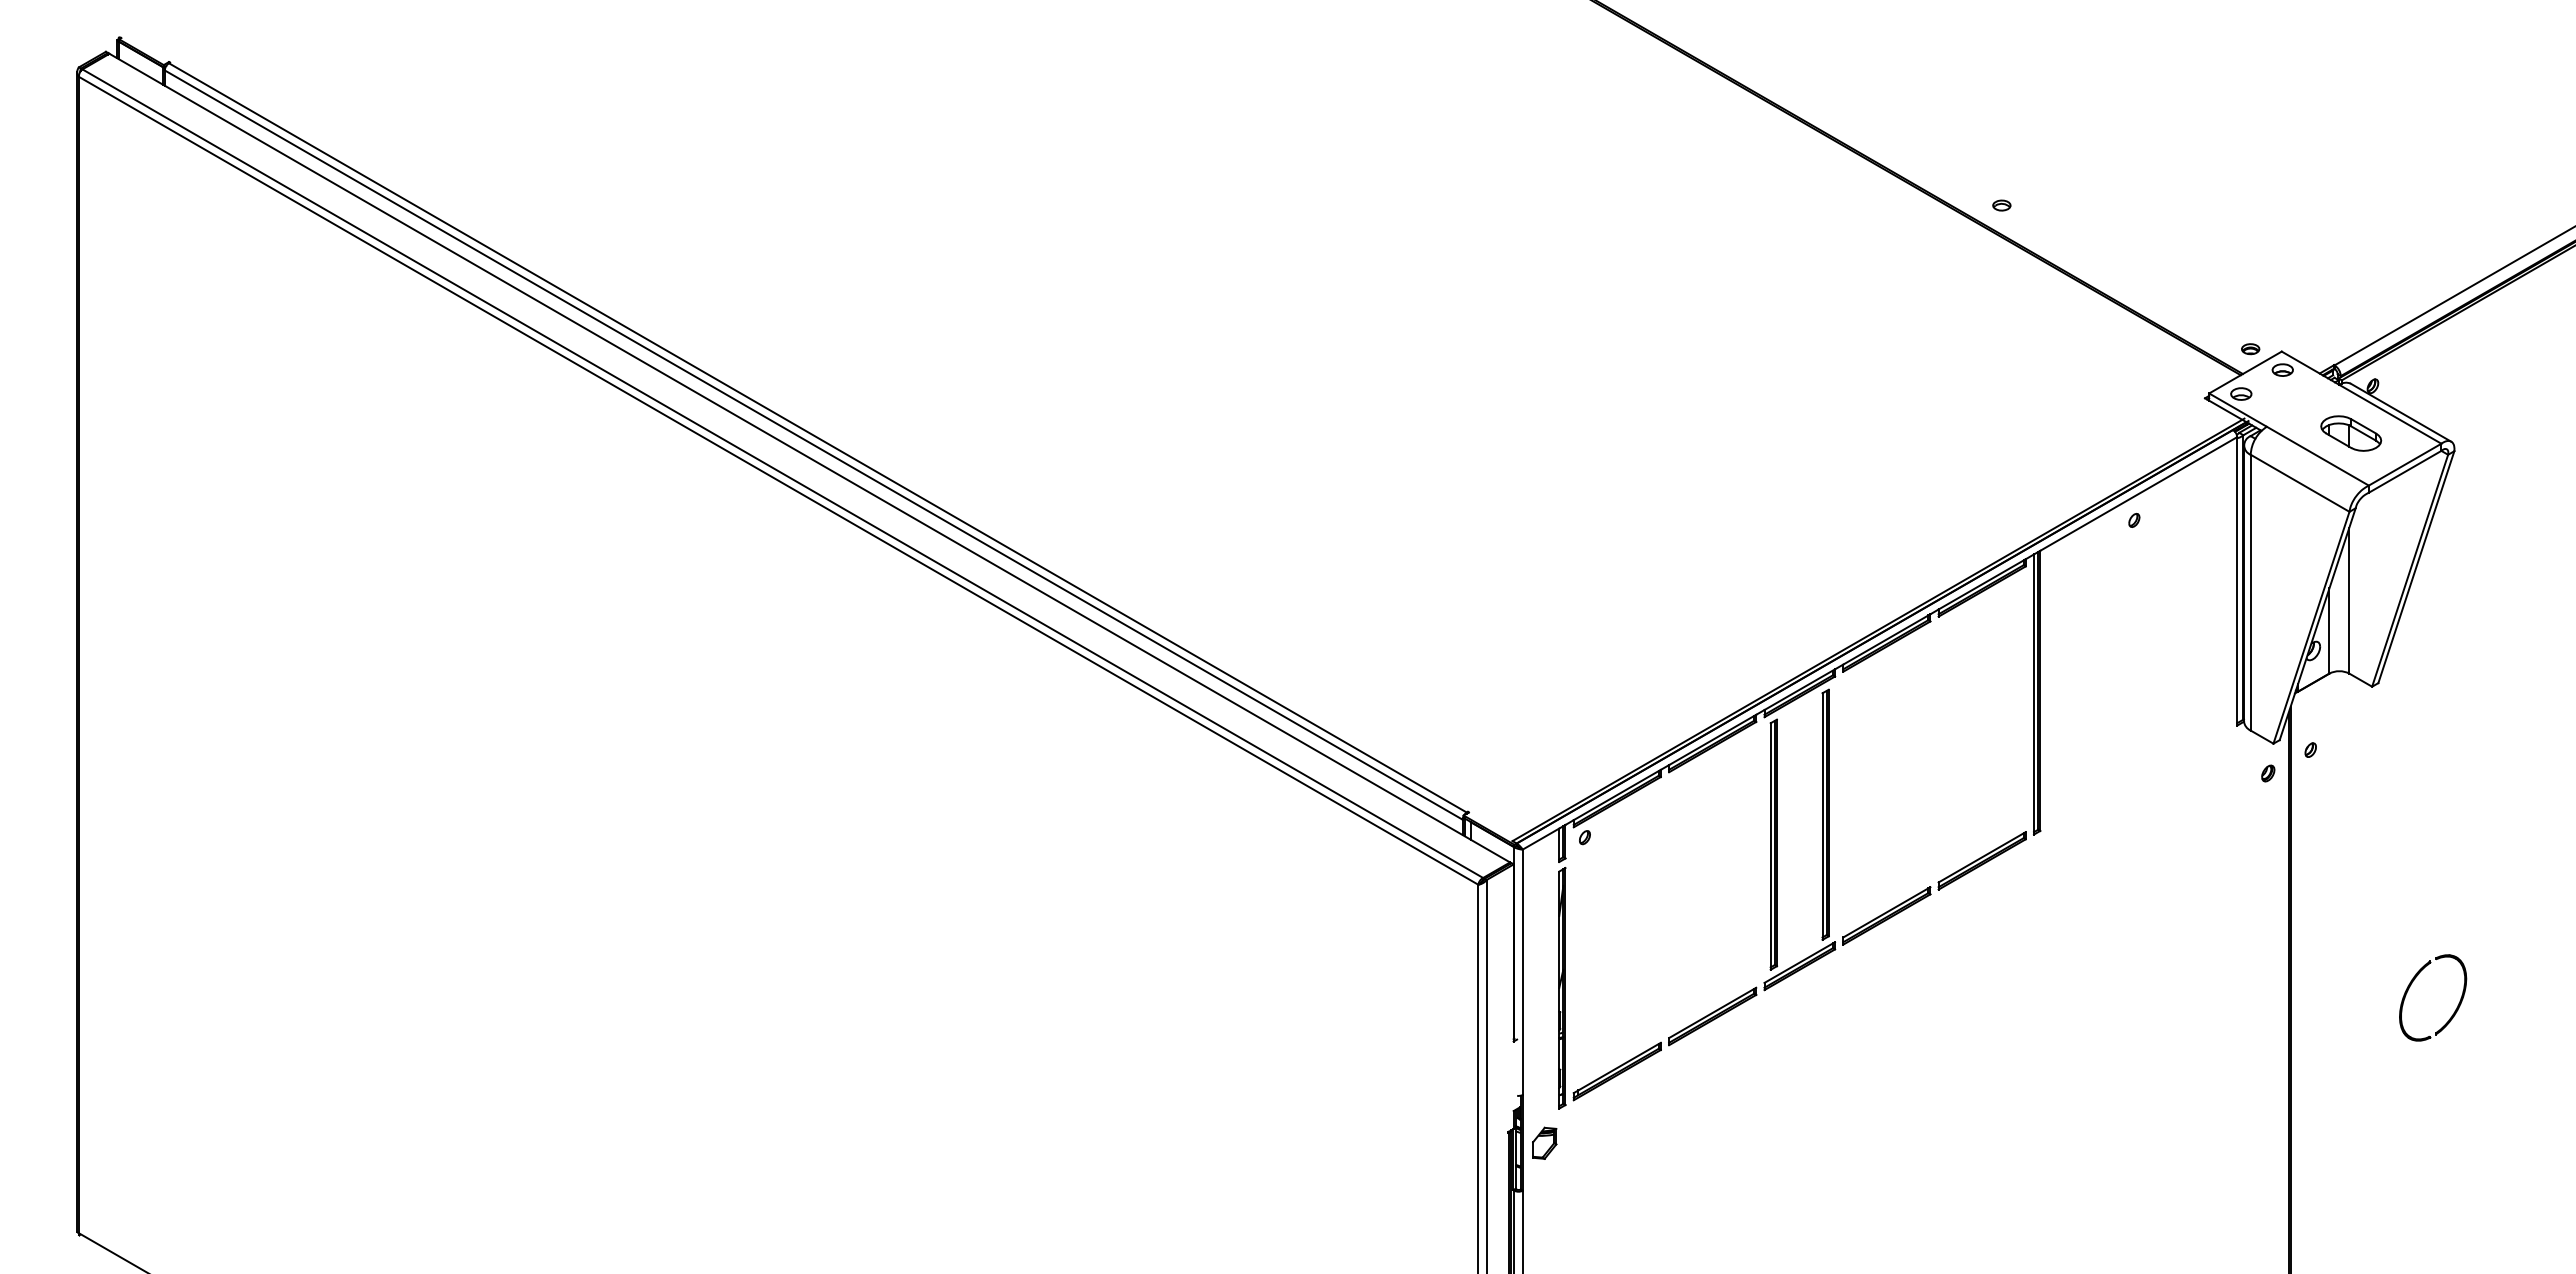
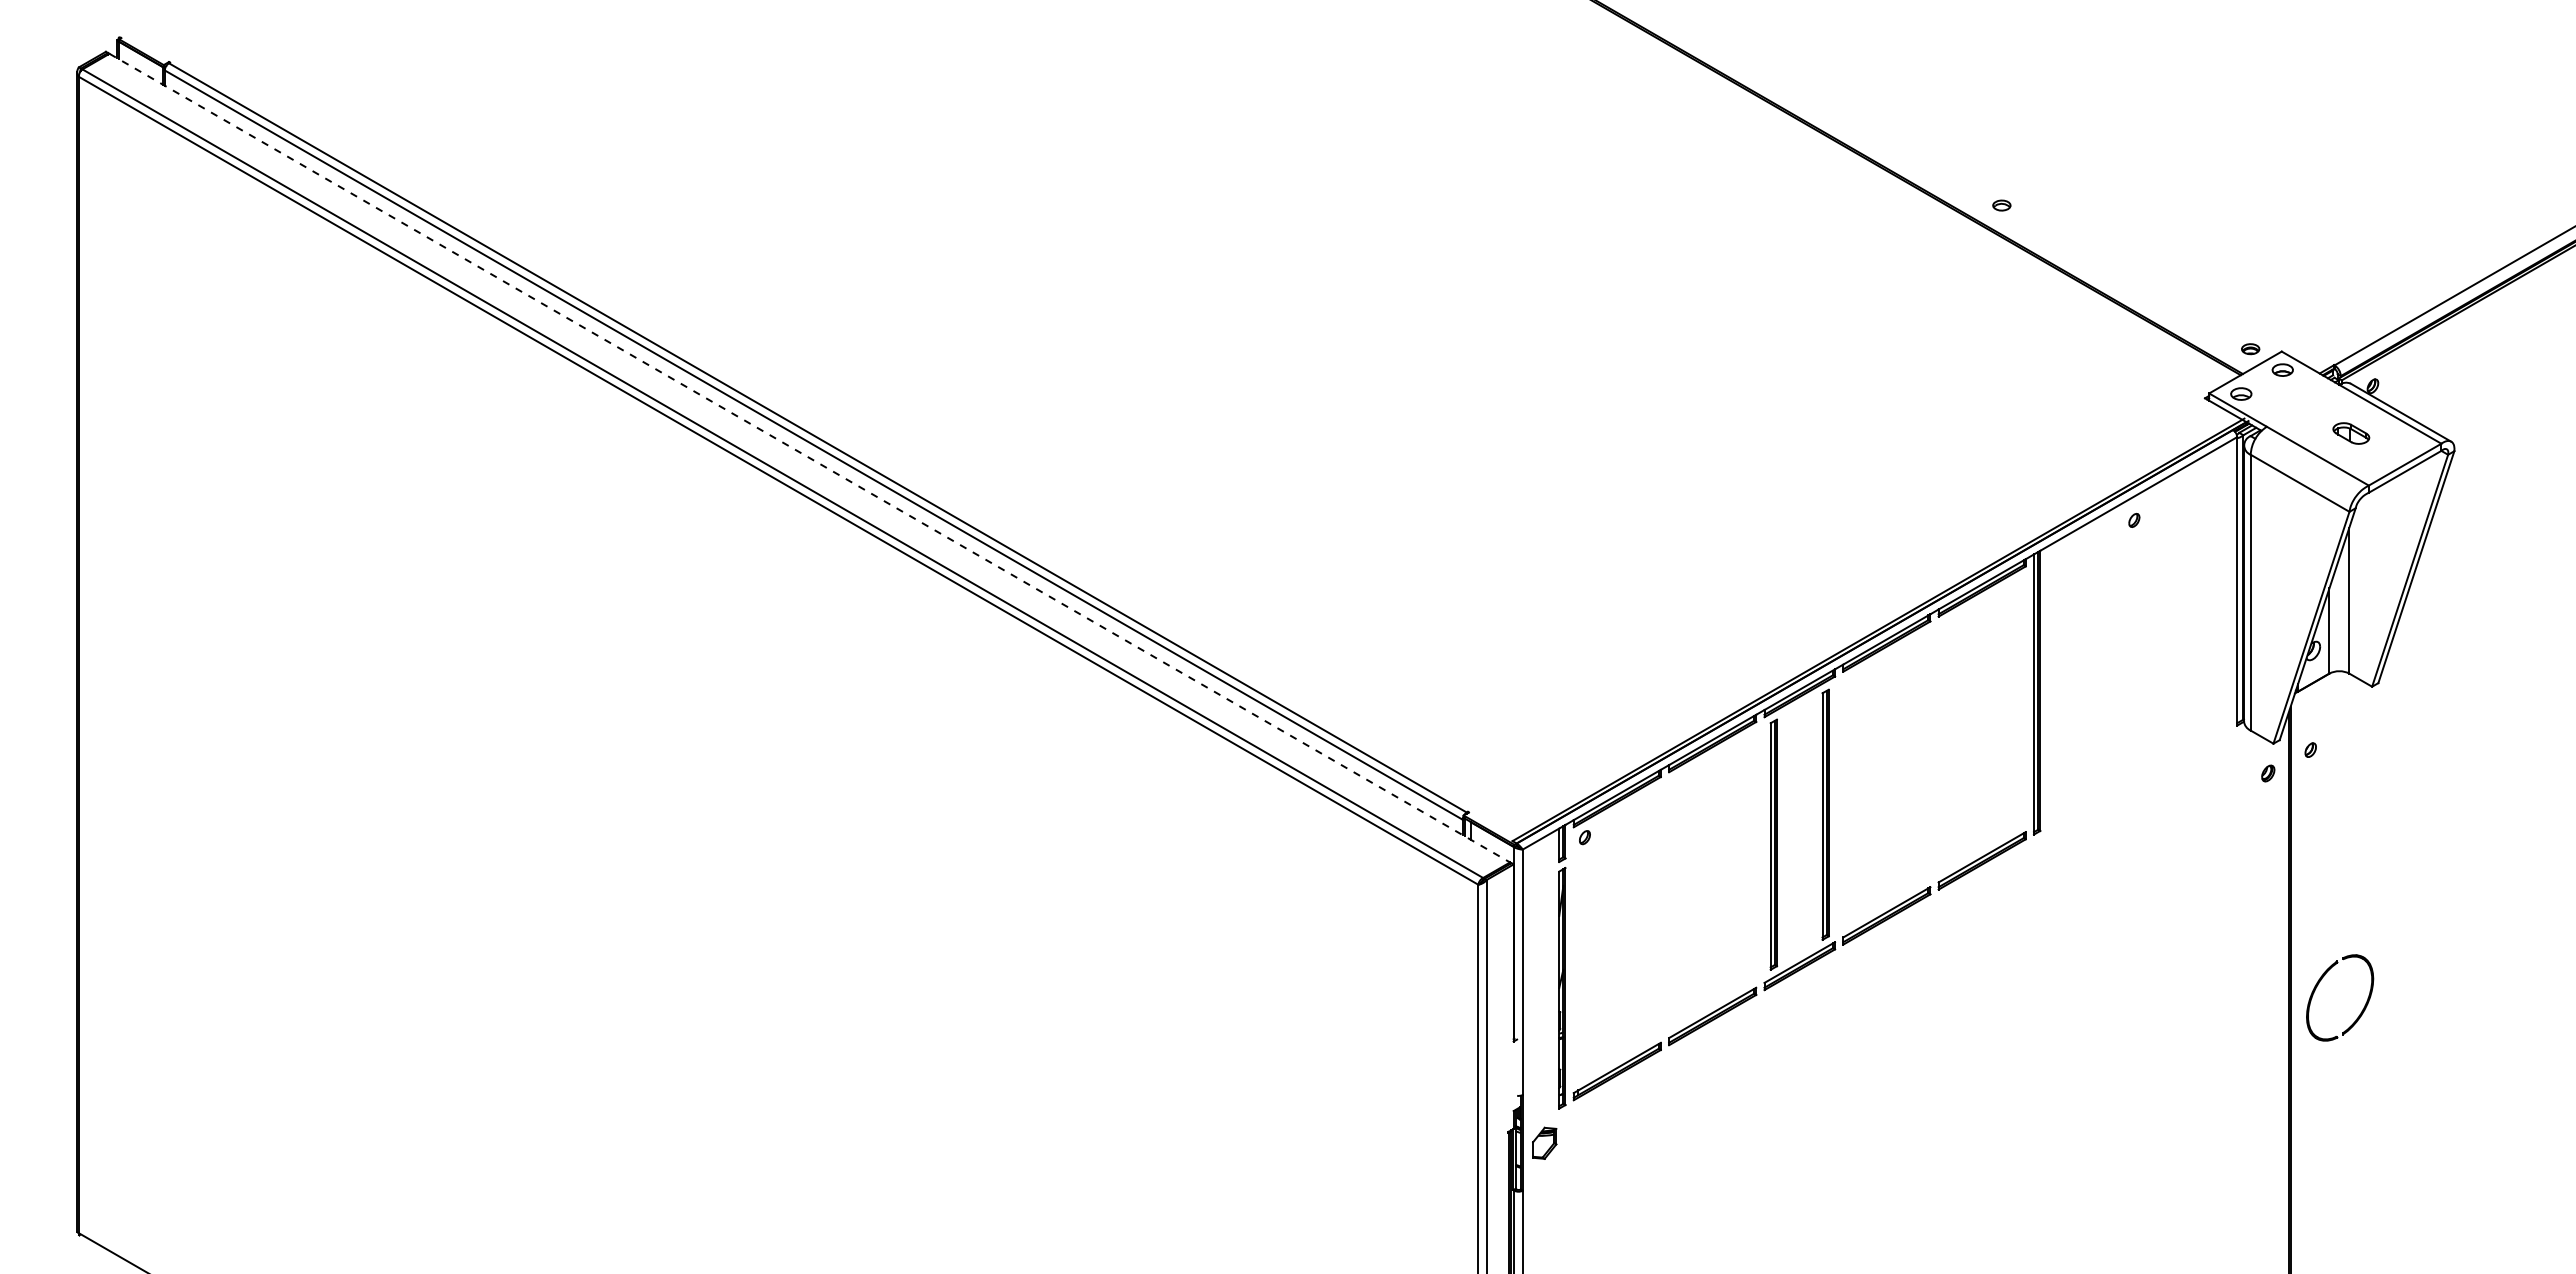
part size: 63x37 px -> 39x23 px (2351, 433)
line: solid -> dashed (809, 458)
part position: (2453, 1012) -> (2360, 1012) (2360, 1012)
